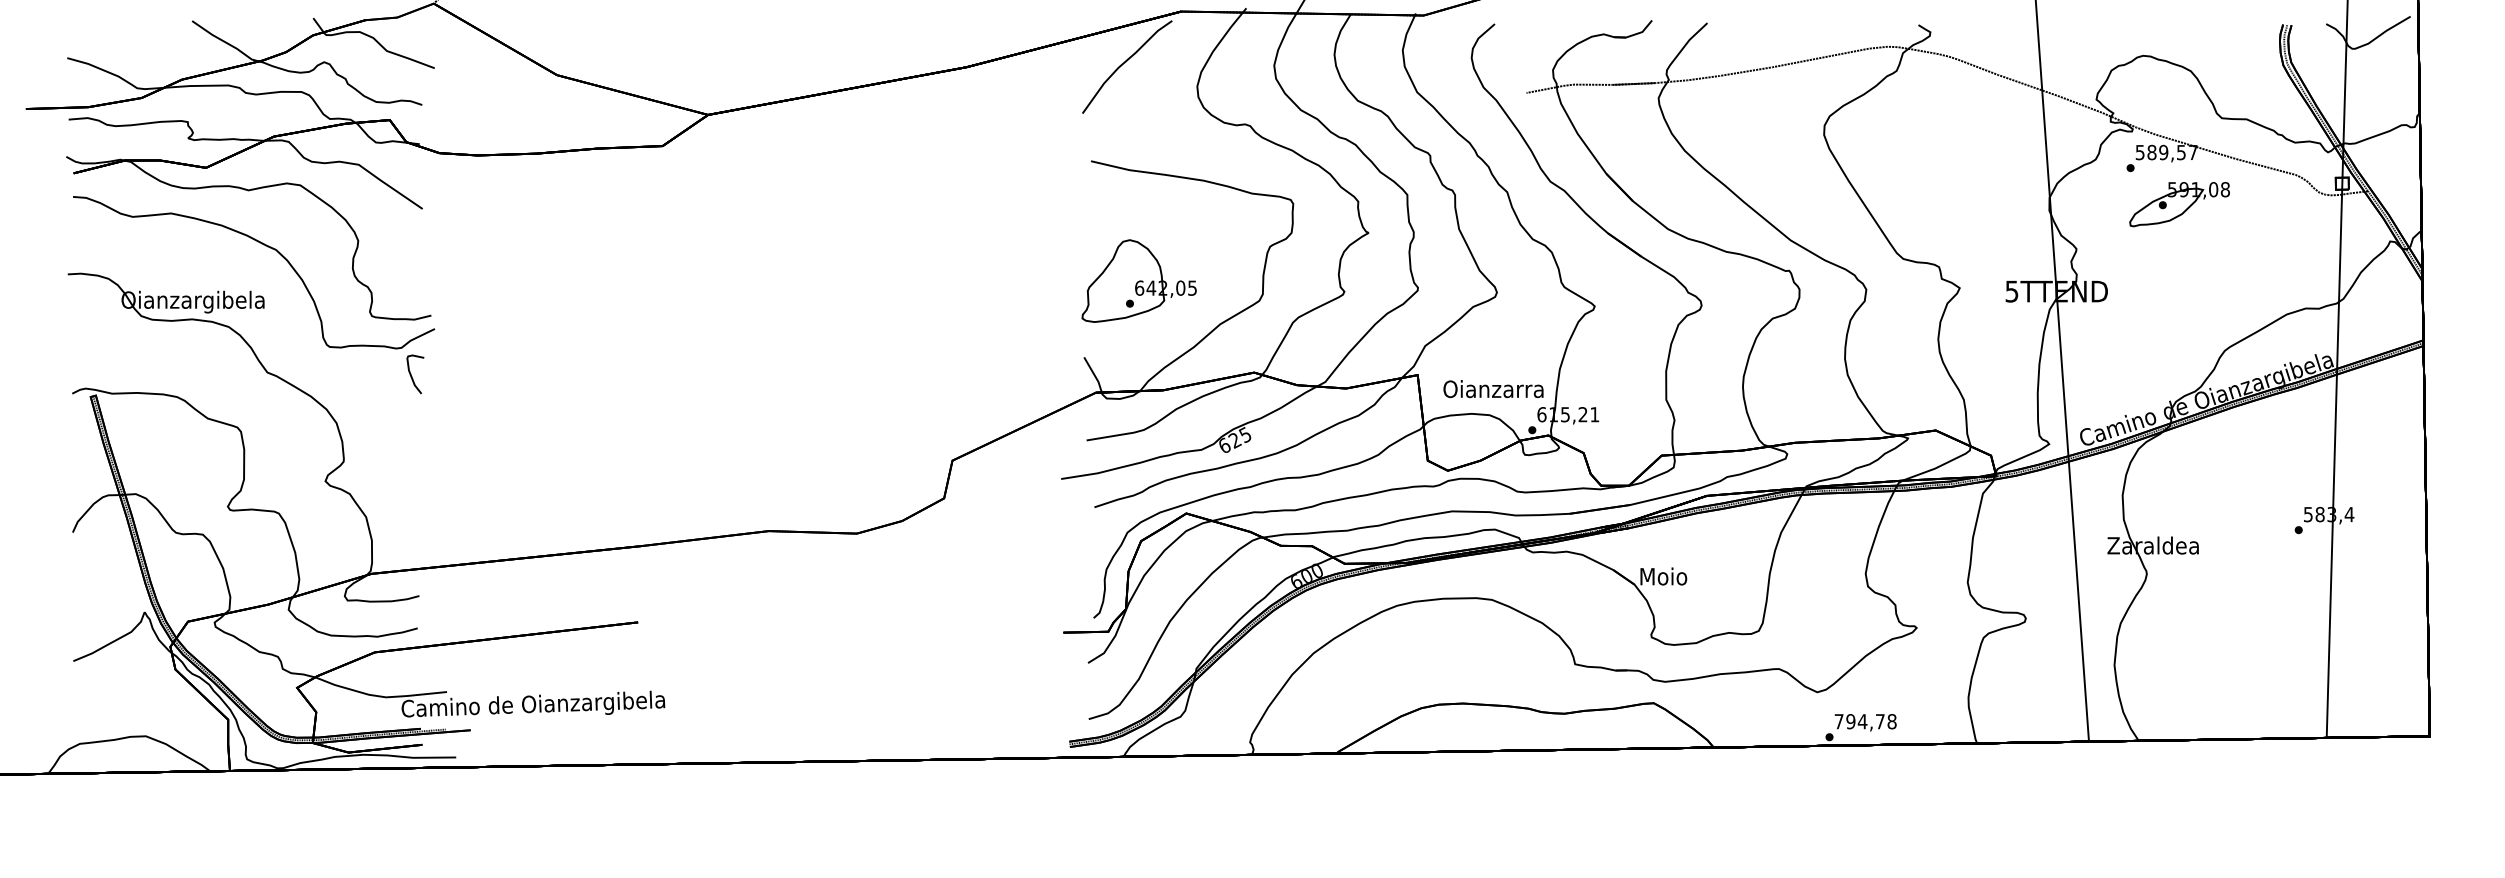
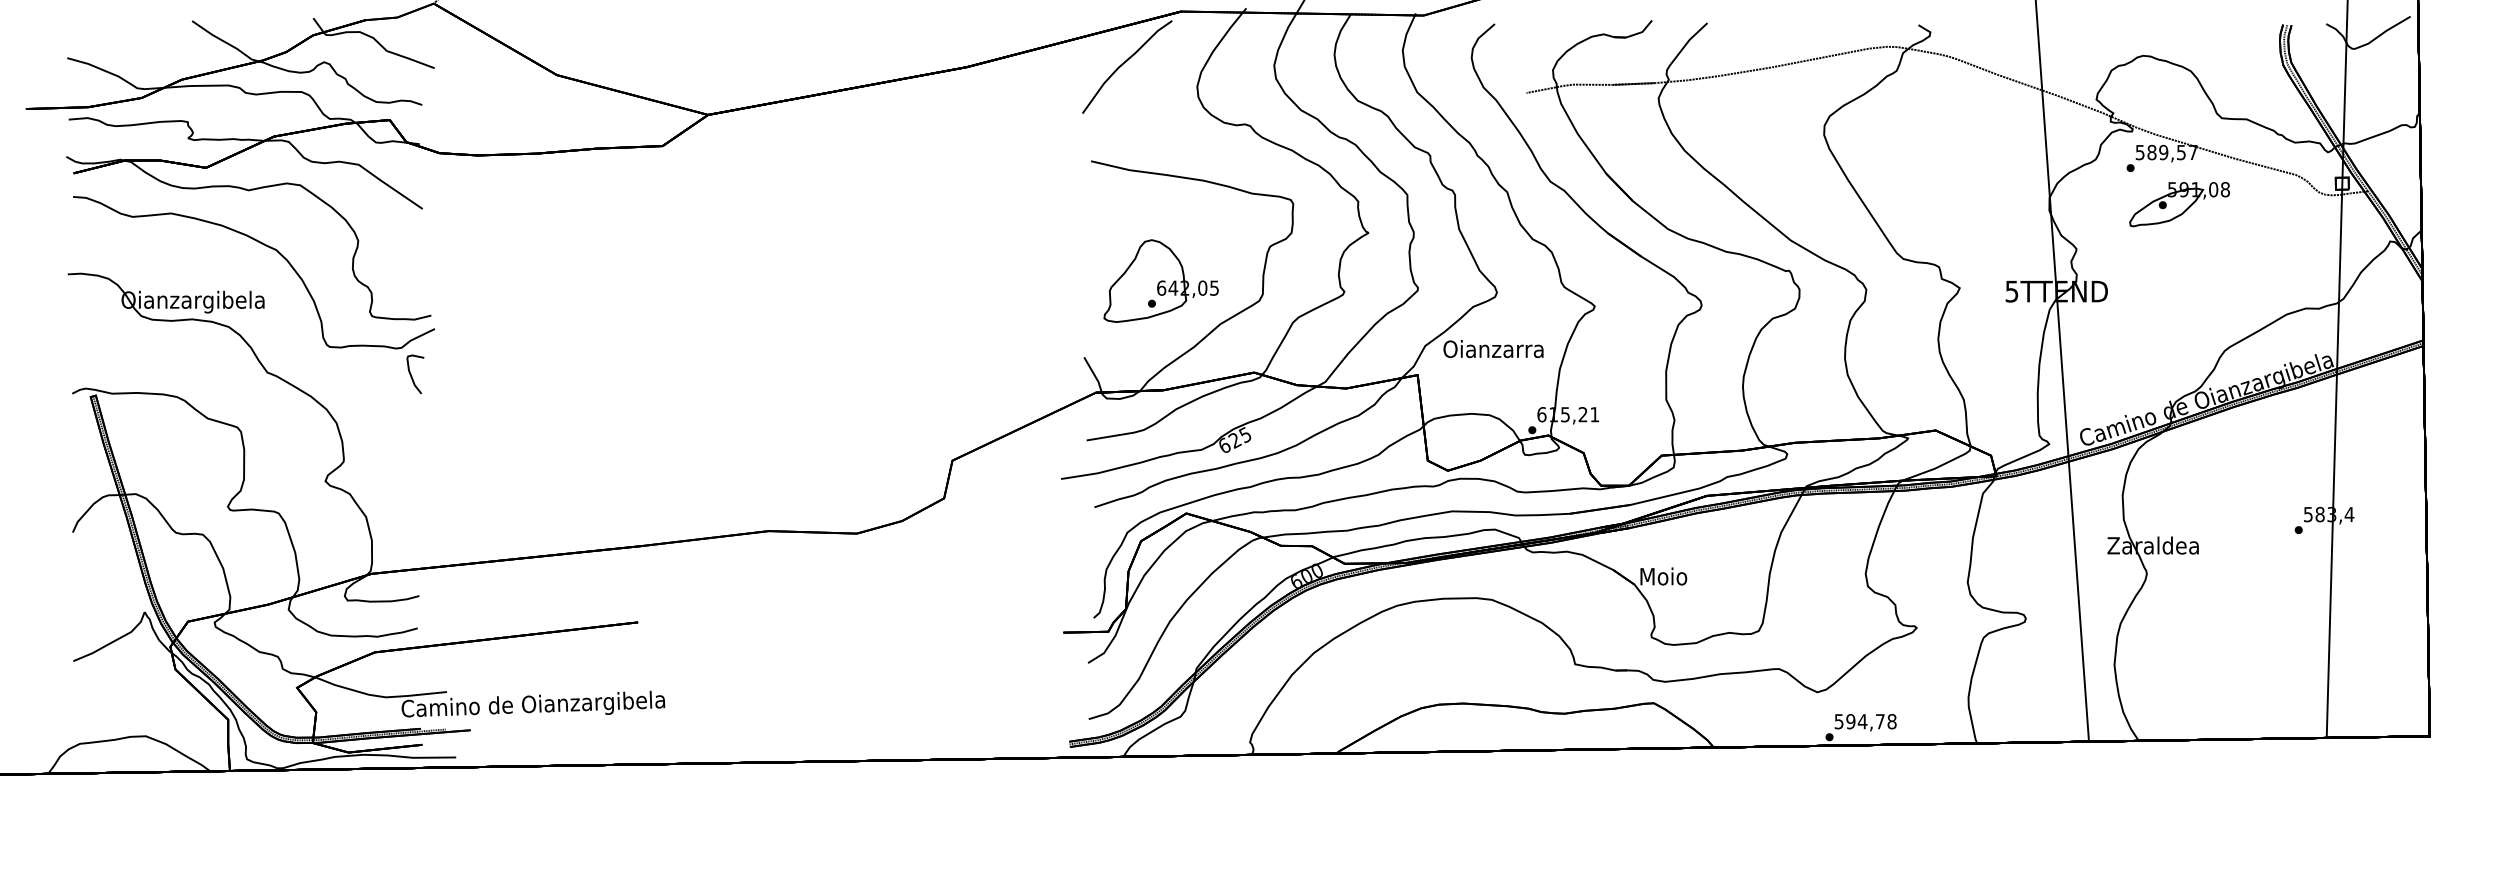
part position: (1138, 280) -> (1160, 280) (1160, 280)
text position: (1493, 389) -> (1493, 349) (1493, 349)
text: 794,78 -> 594,78 (1838, 721)
